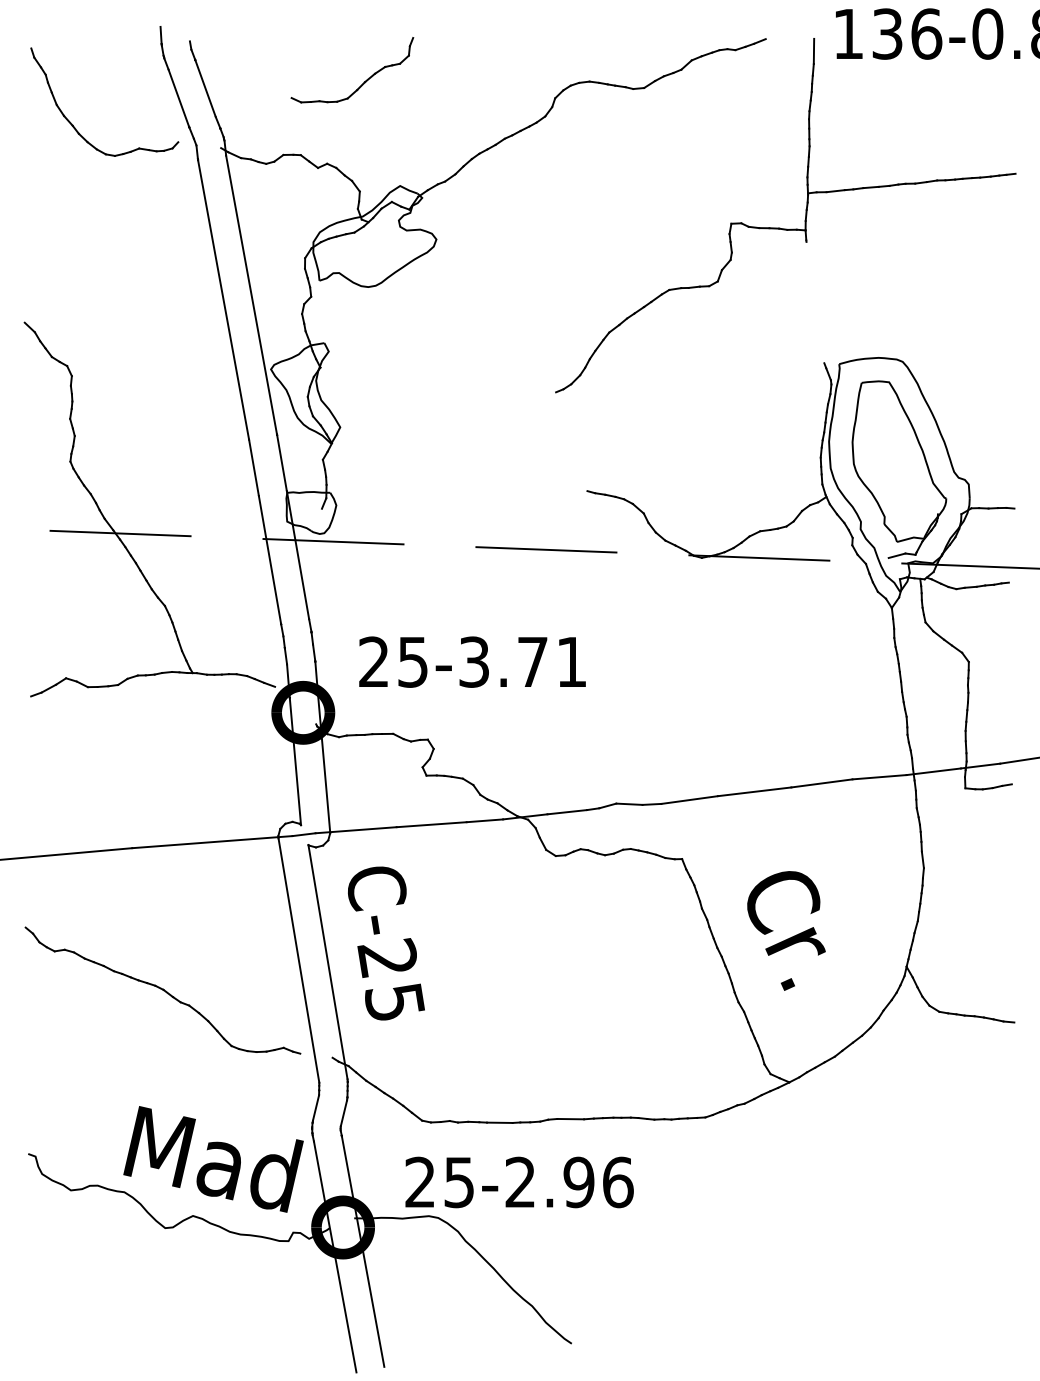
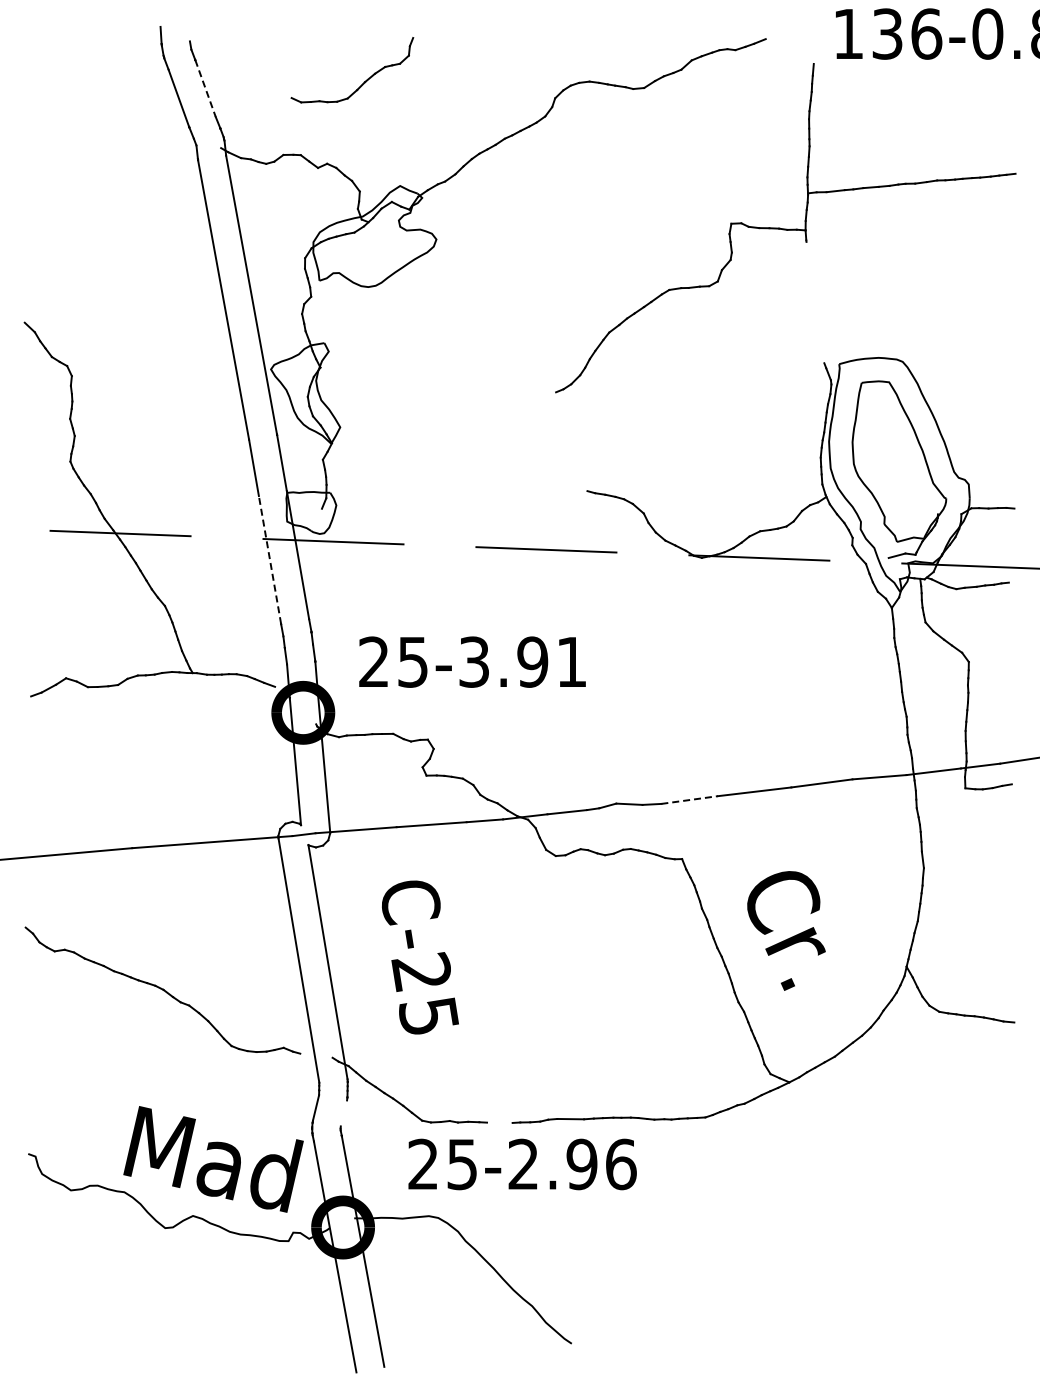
line: present -> none (813, 50)
line: solid -> dashed (205, 88)
part: present -> none (73, 124)
line: solid -> dashed (269, 559)
text: 25-3.71 -> 25-3.91 (532, 661)
line: solid -> dashed (689, 800)
text position: (386, 943) -> (420, 957) (420, 957)
line: present -> none (343, 1113)
line: present -> none (499, 1122)
text position: (519, 1182) -> (522, 1164) (522, 1164)
